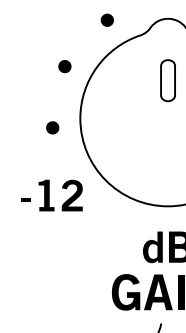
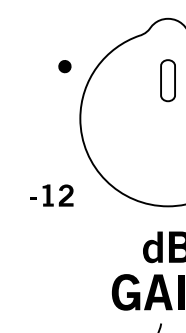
fill: present -> none (107, 19)
part: present -> none (52, 127)
part size: 62x33 px -> 44x23 px (51, 195)
